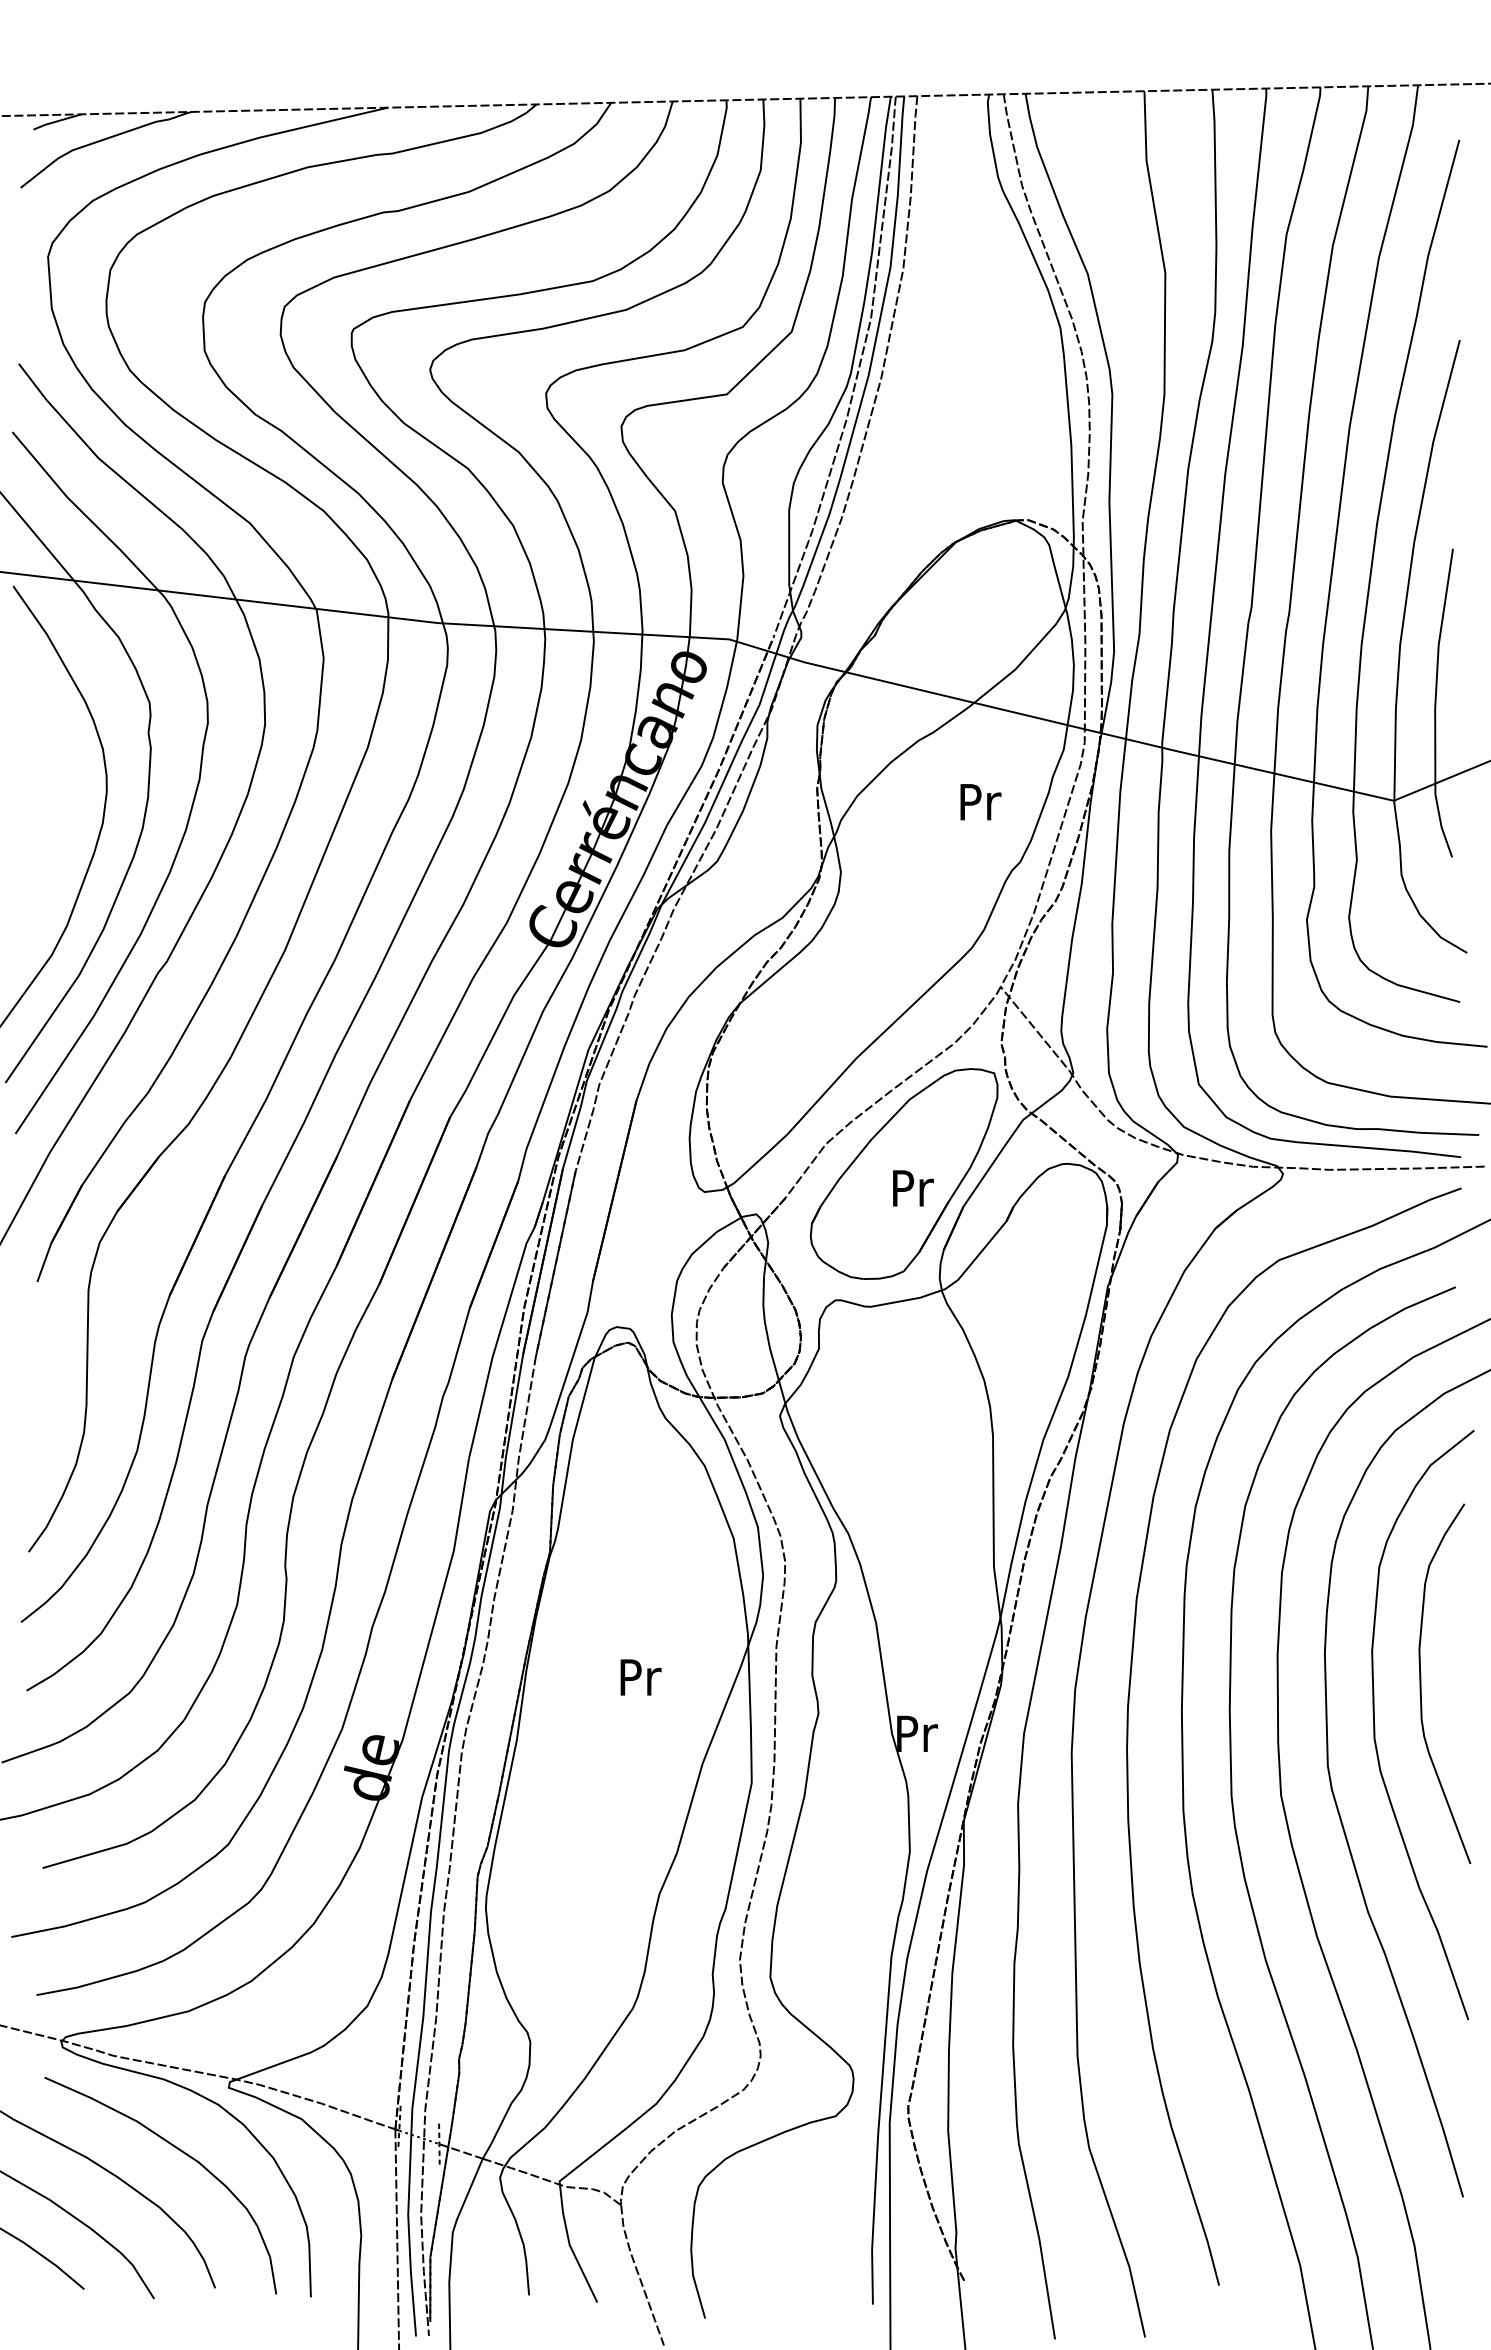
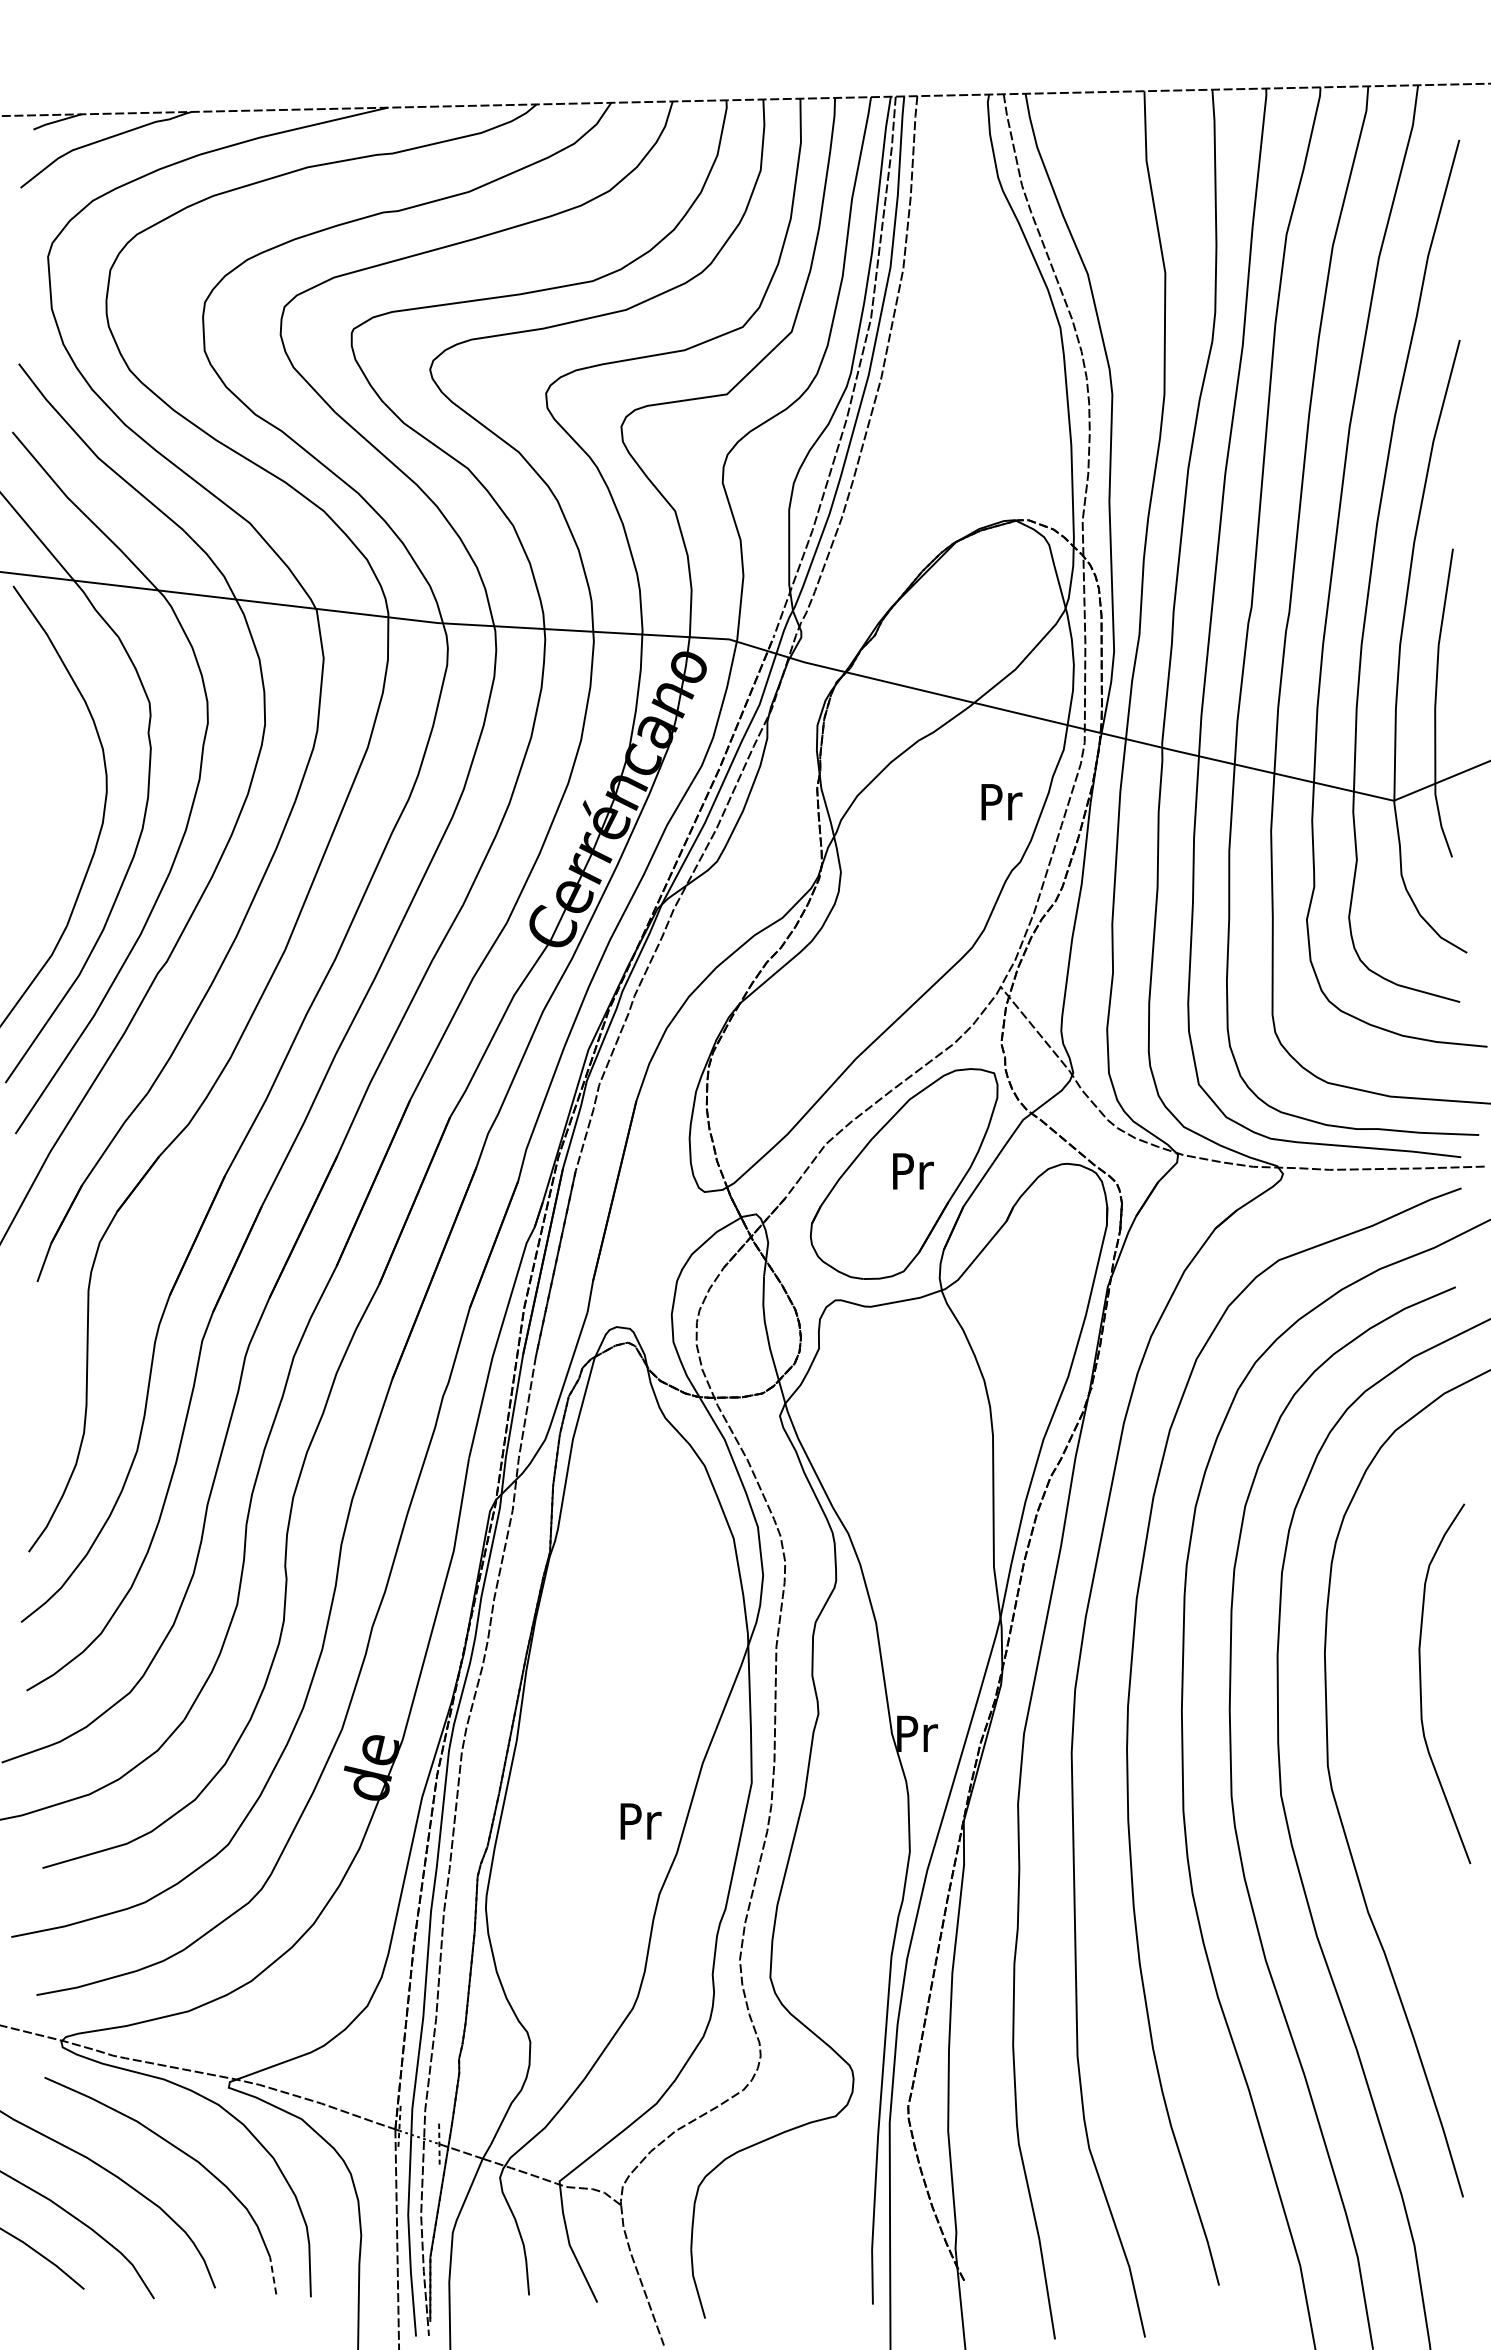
text position: (980, 802) -> (1001, 802) (1001, 802)
text position: (913, 1188) -> (913, 1171) (913, 1171)
text position: (640, 1677) -> (640, 1821) (640, 1821)
curve: present -> none (1375, 1725)
line: solid -> dashed (273, 2275)
